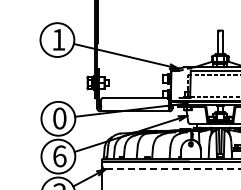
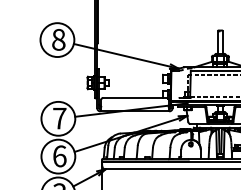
text: 1 -> 8 (58, 39)
text: 0 -> 7 (59, 118)
line: dashed -> solid (173, 169)
